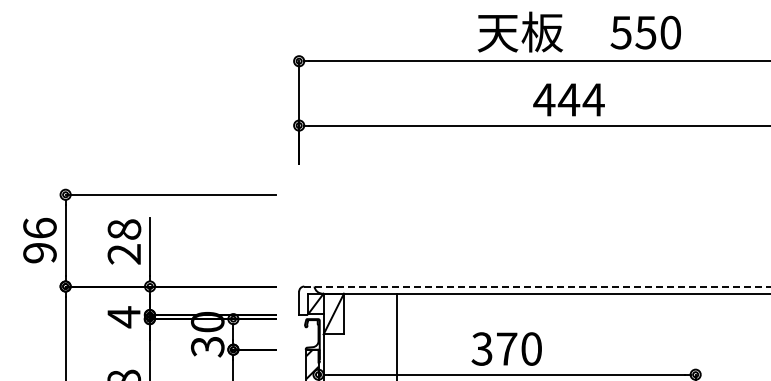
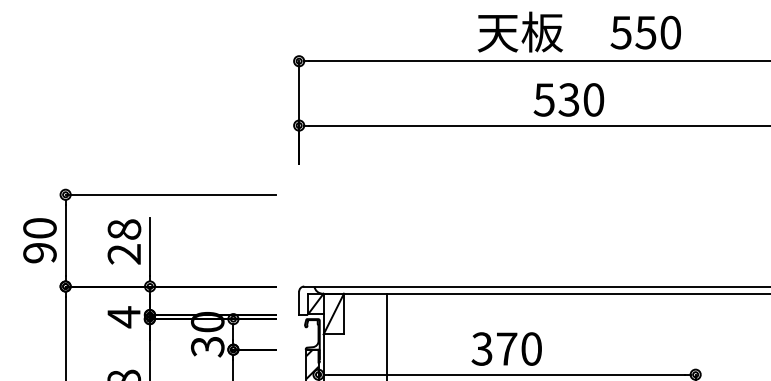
text: 444 -> 530 (568, 99)
text: 96 -> 90 (39, 227)
line: dashed -> solid (537, 286)
line position: (396, 335) -> (386, 335) (386, 335)
